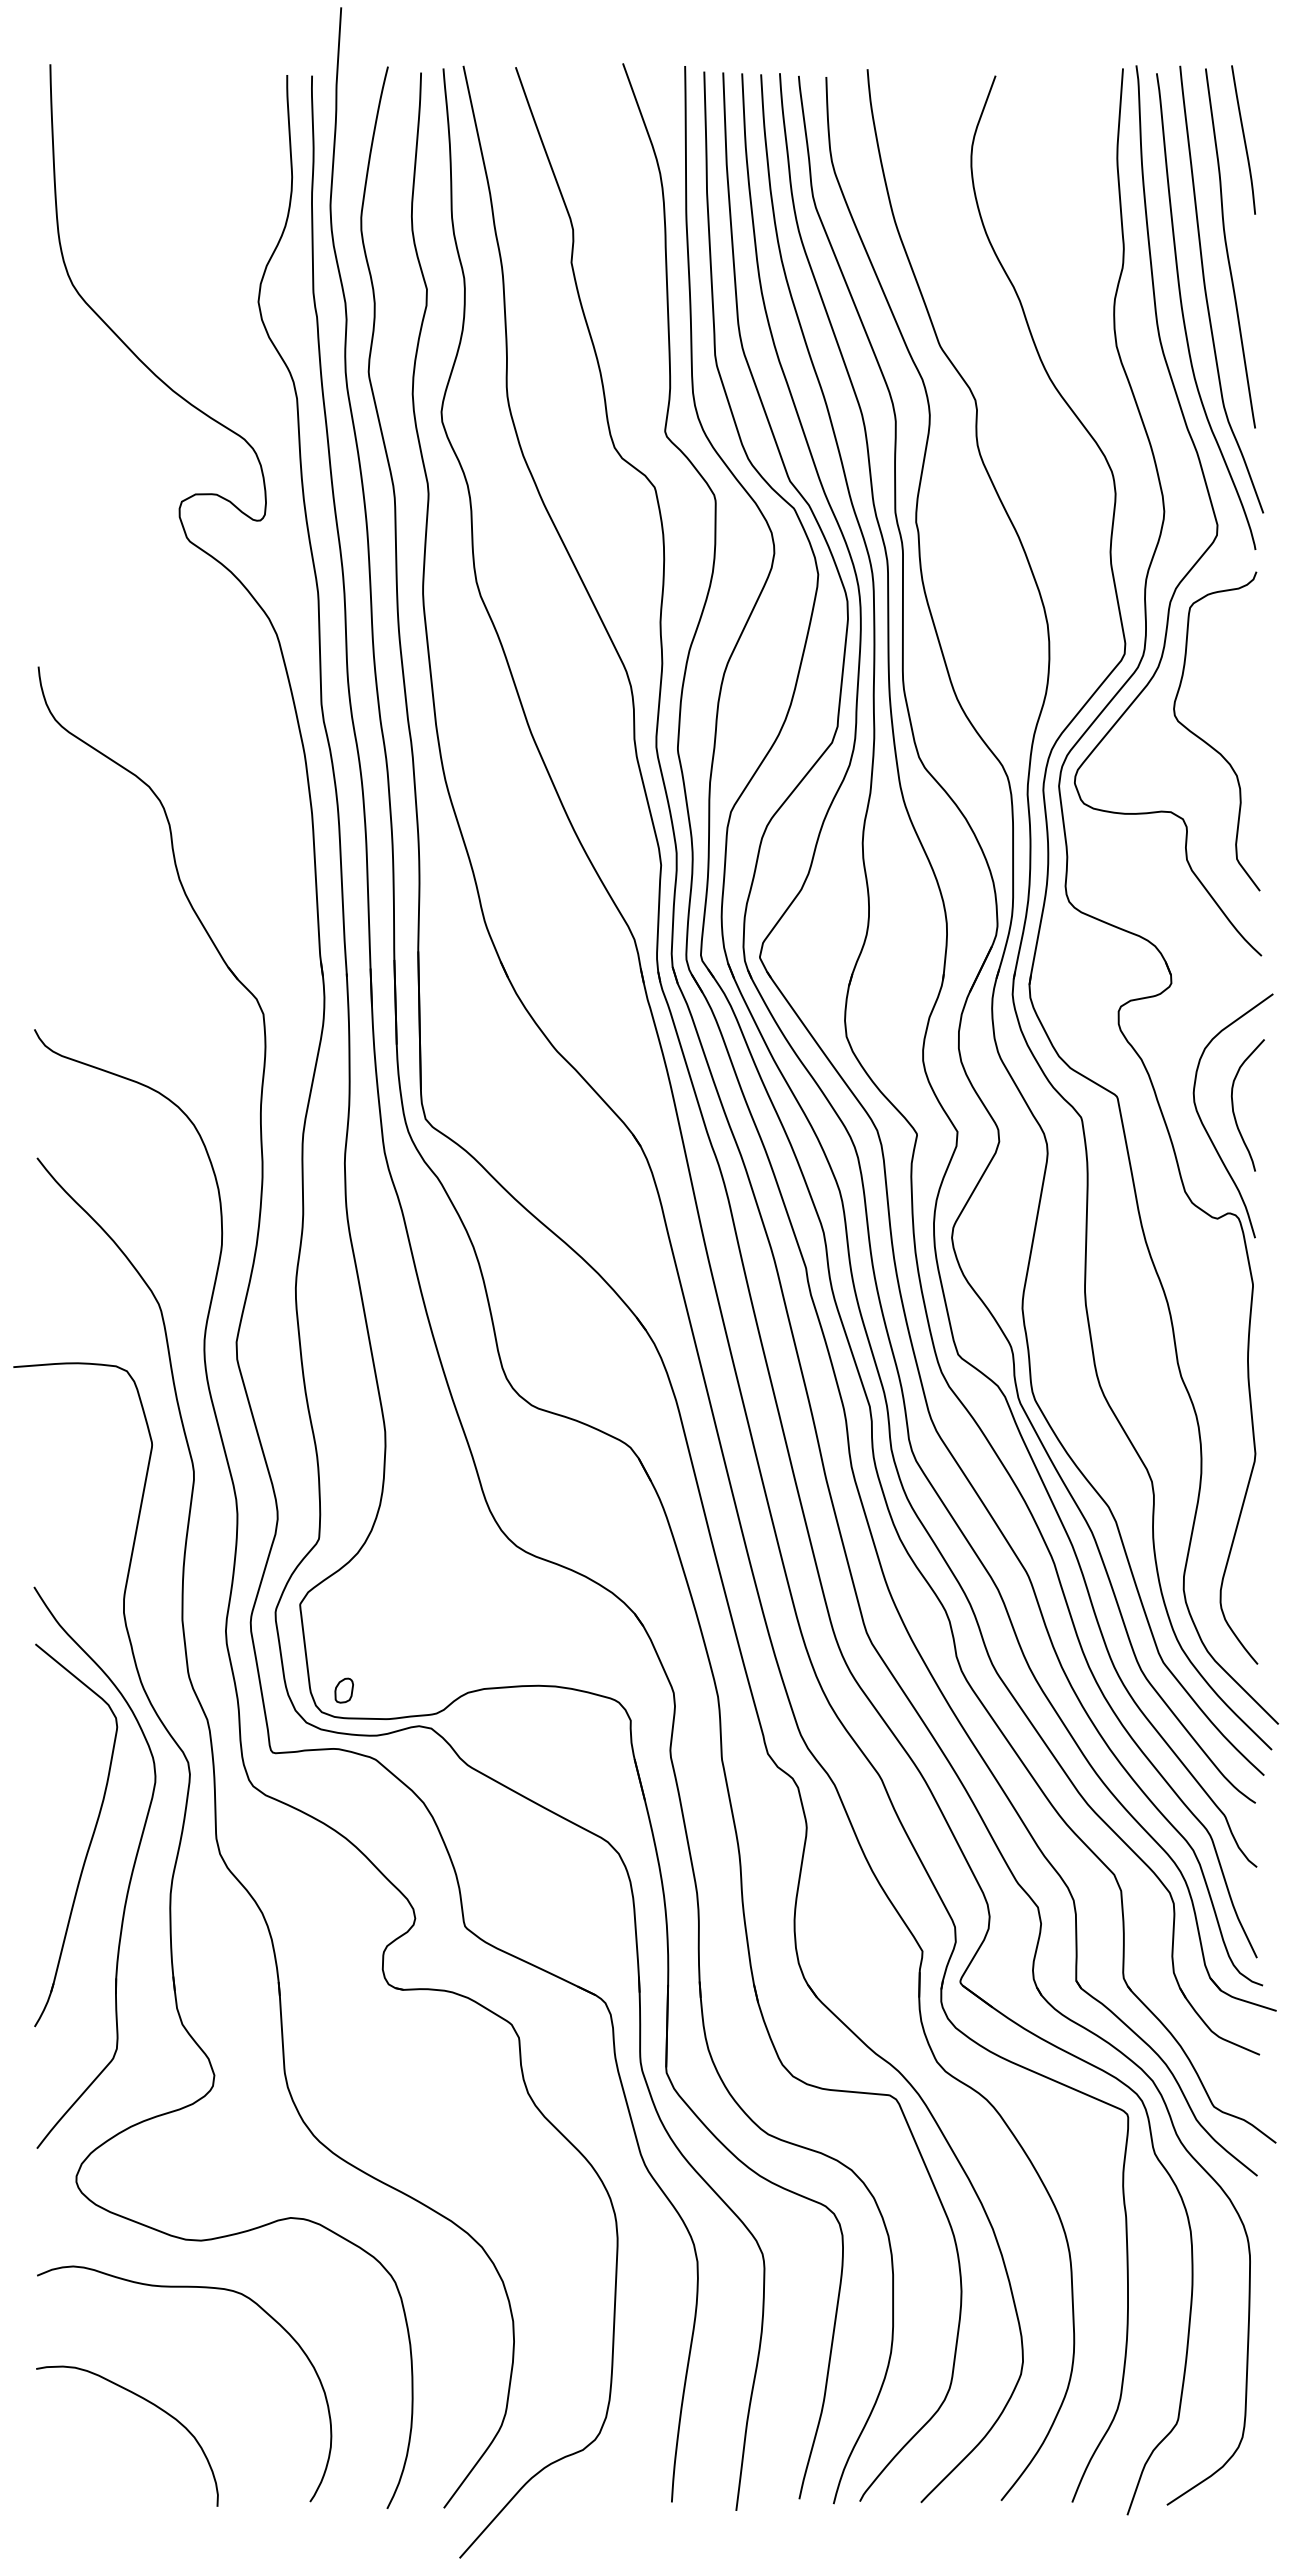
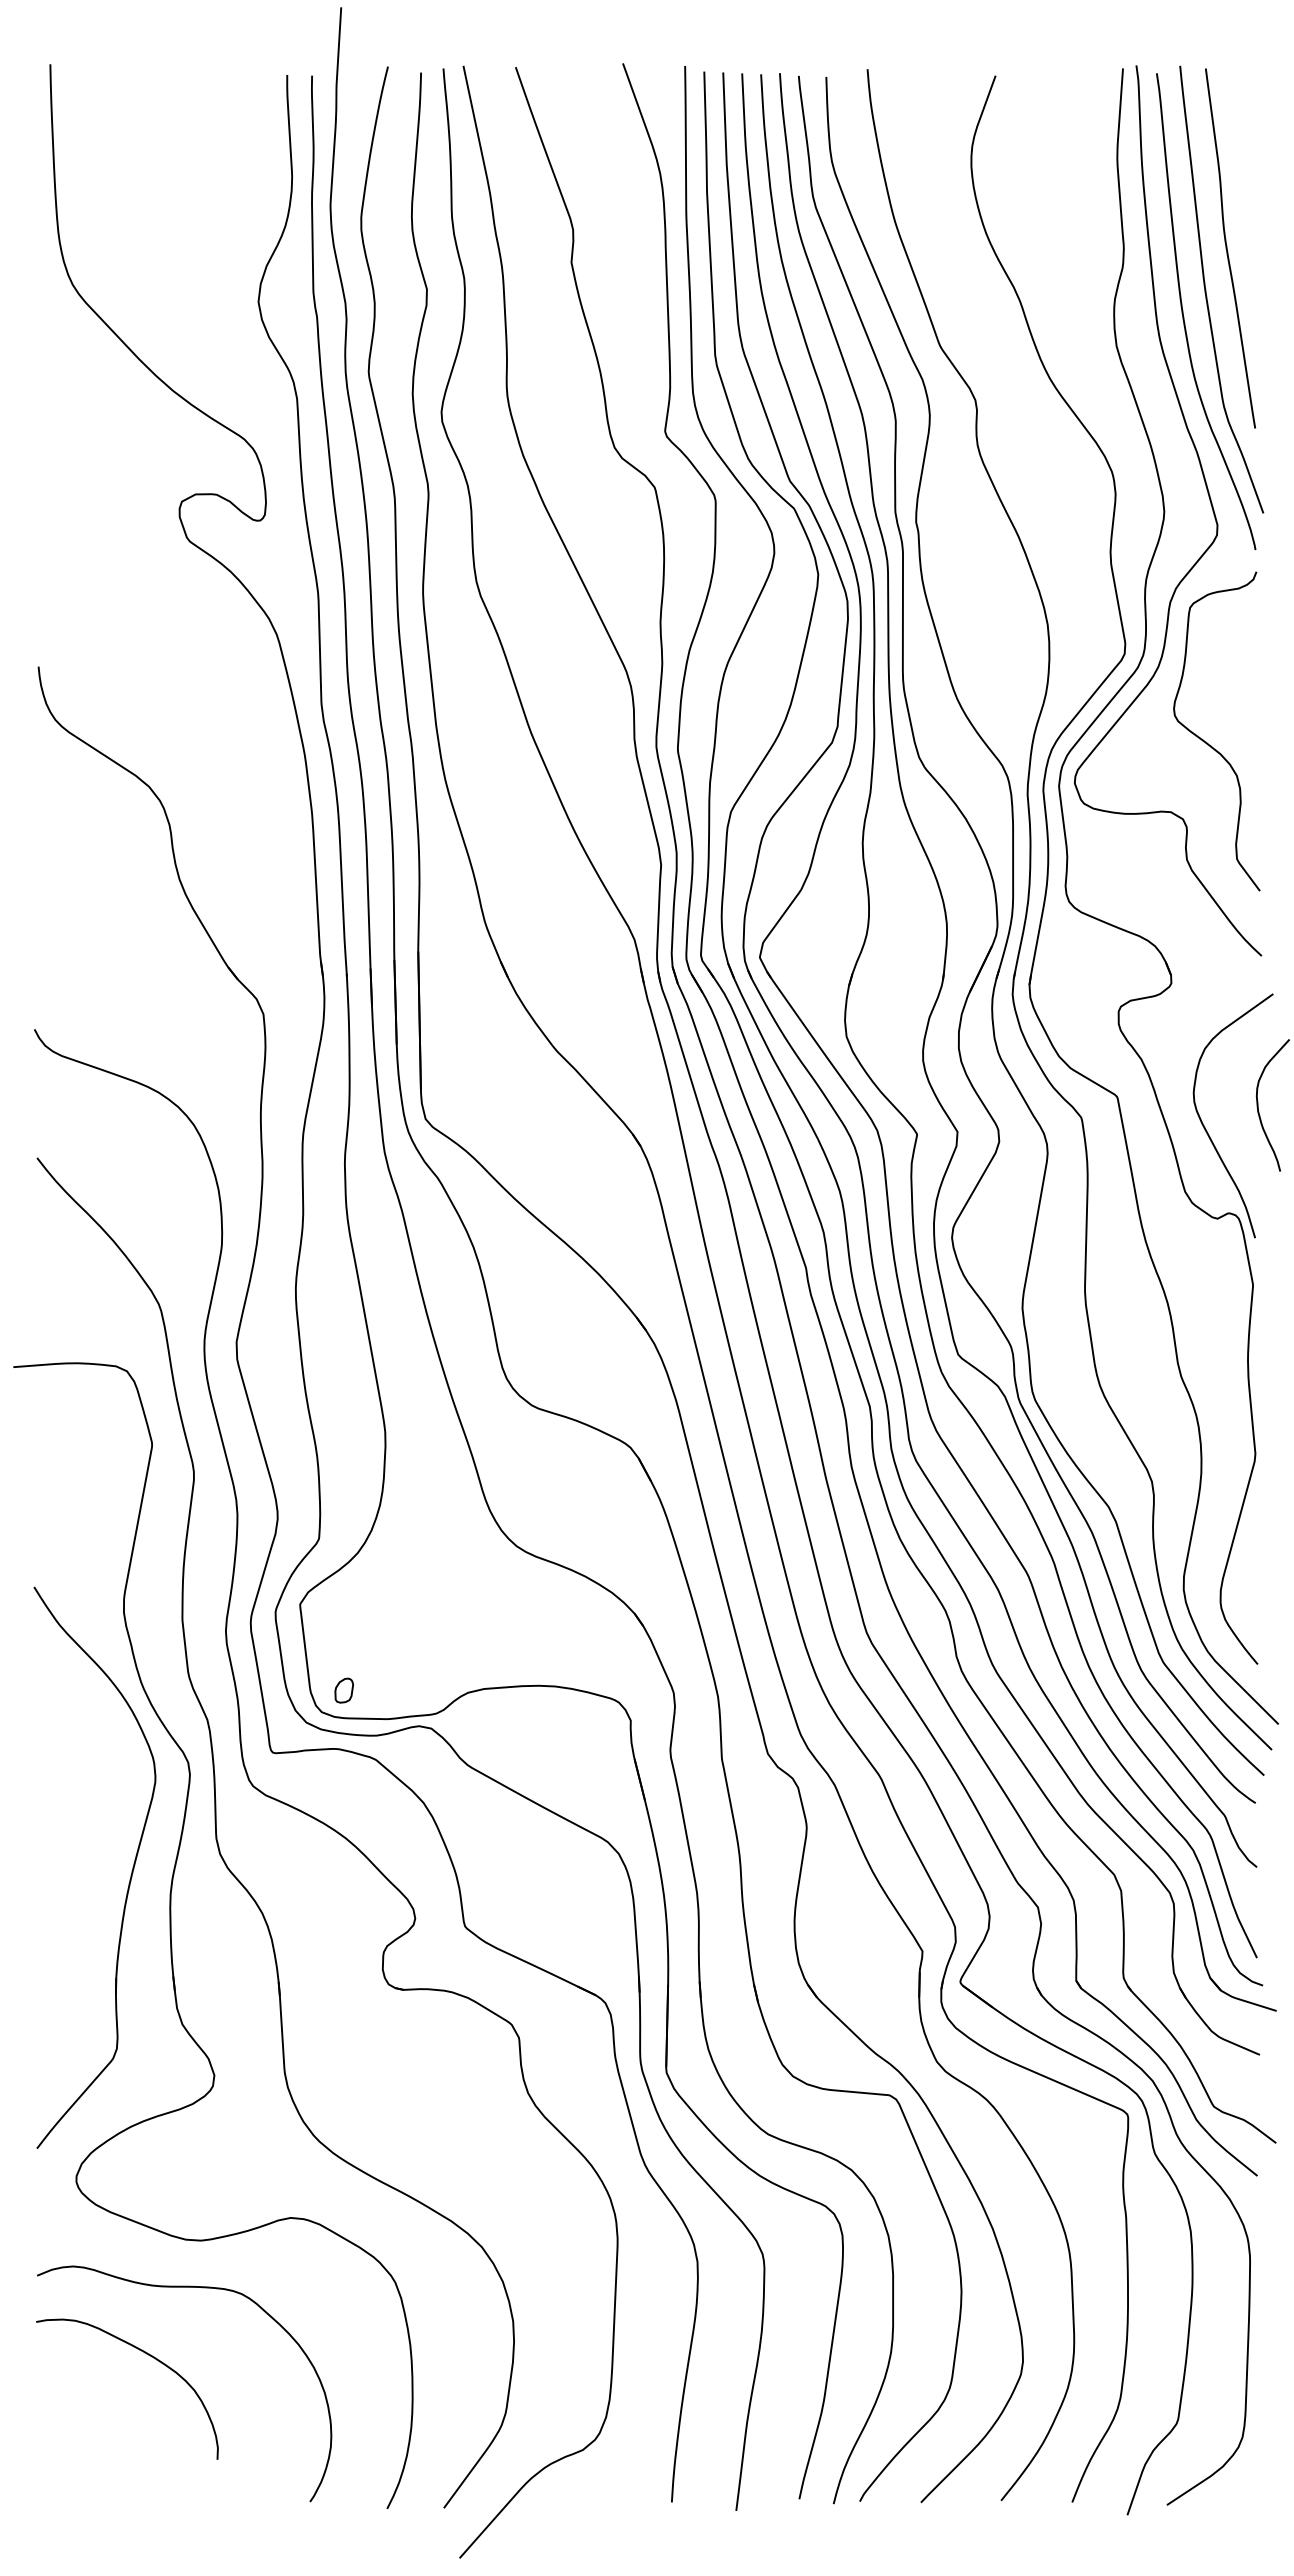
curve: present -> none (1243, 139)
curve position: (1233, 1105) -> (1258, 1105) (1258, 1105)
part: present -> none (90, 1839)
curve position: (144, 2400) -> (144, 2353) (144, 2353)
